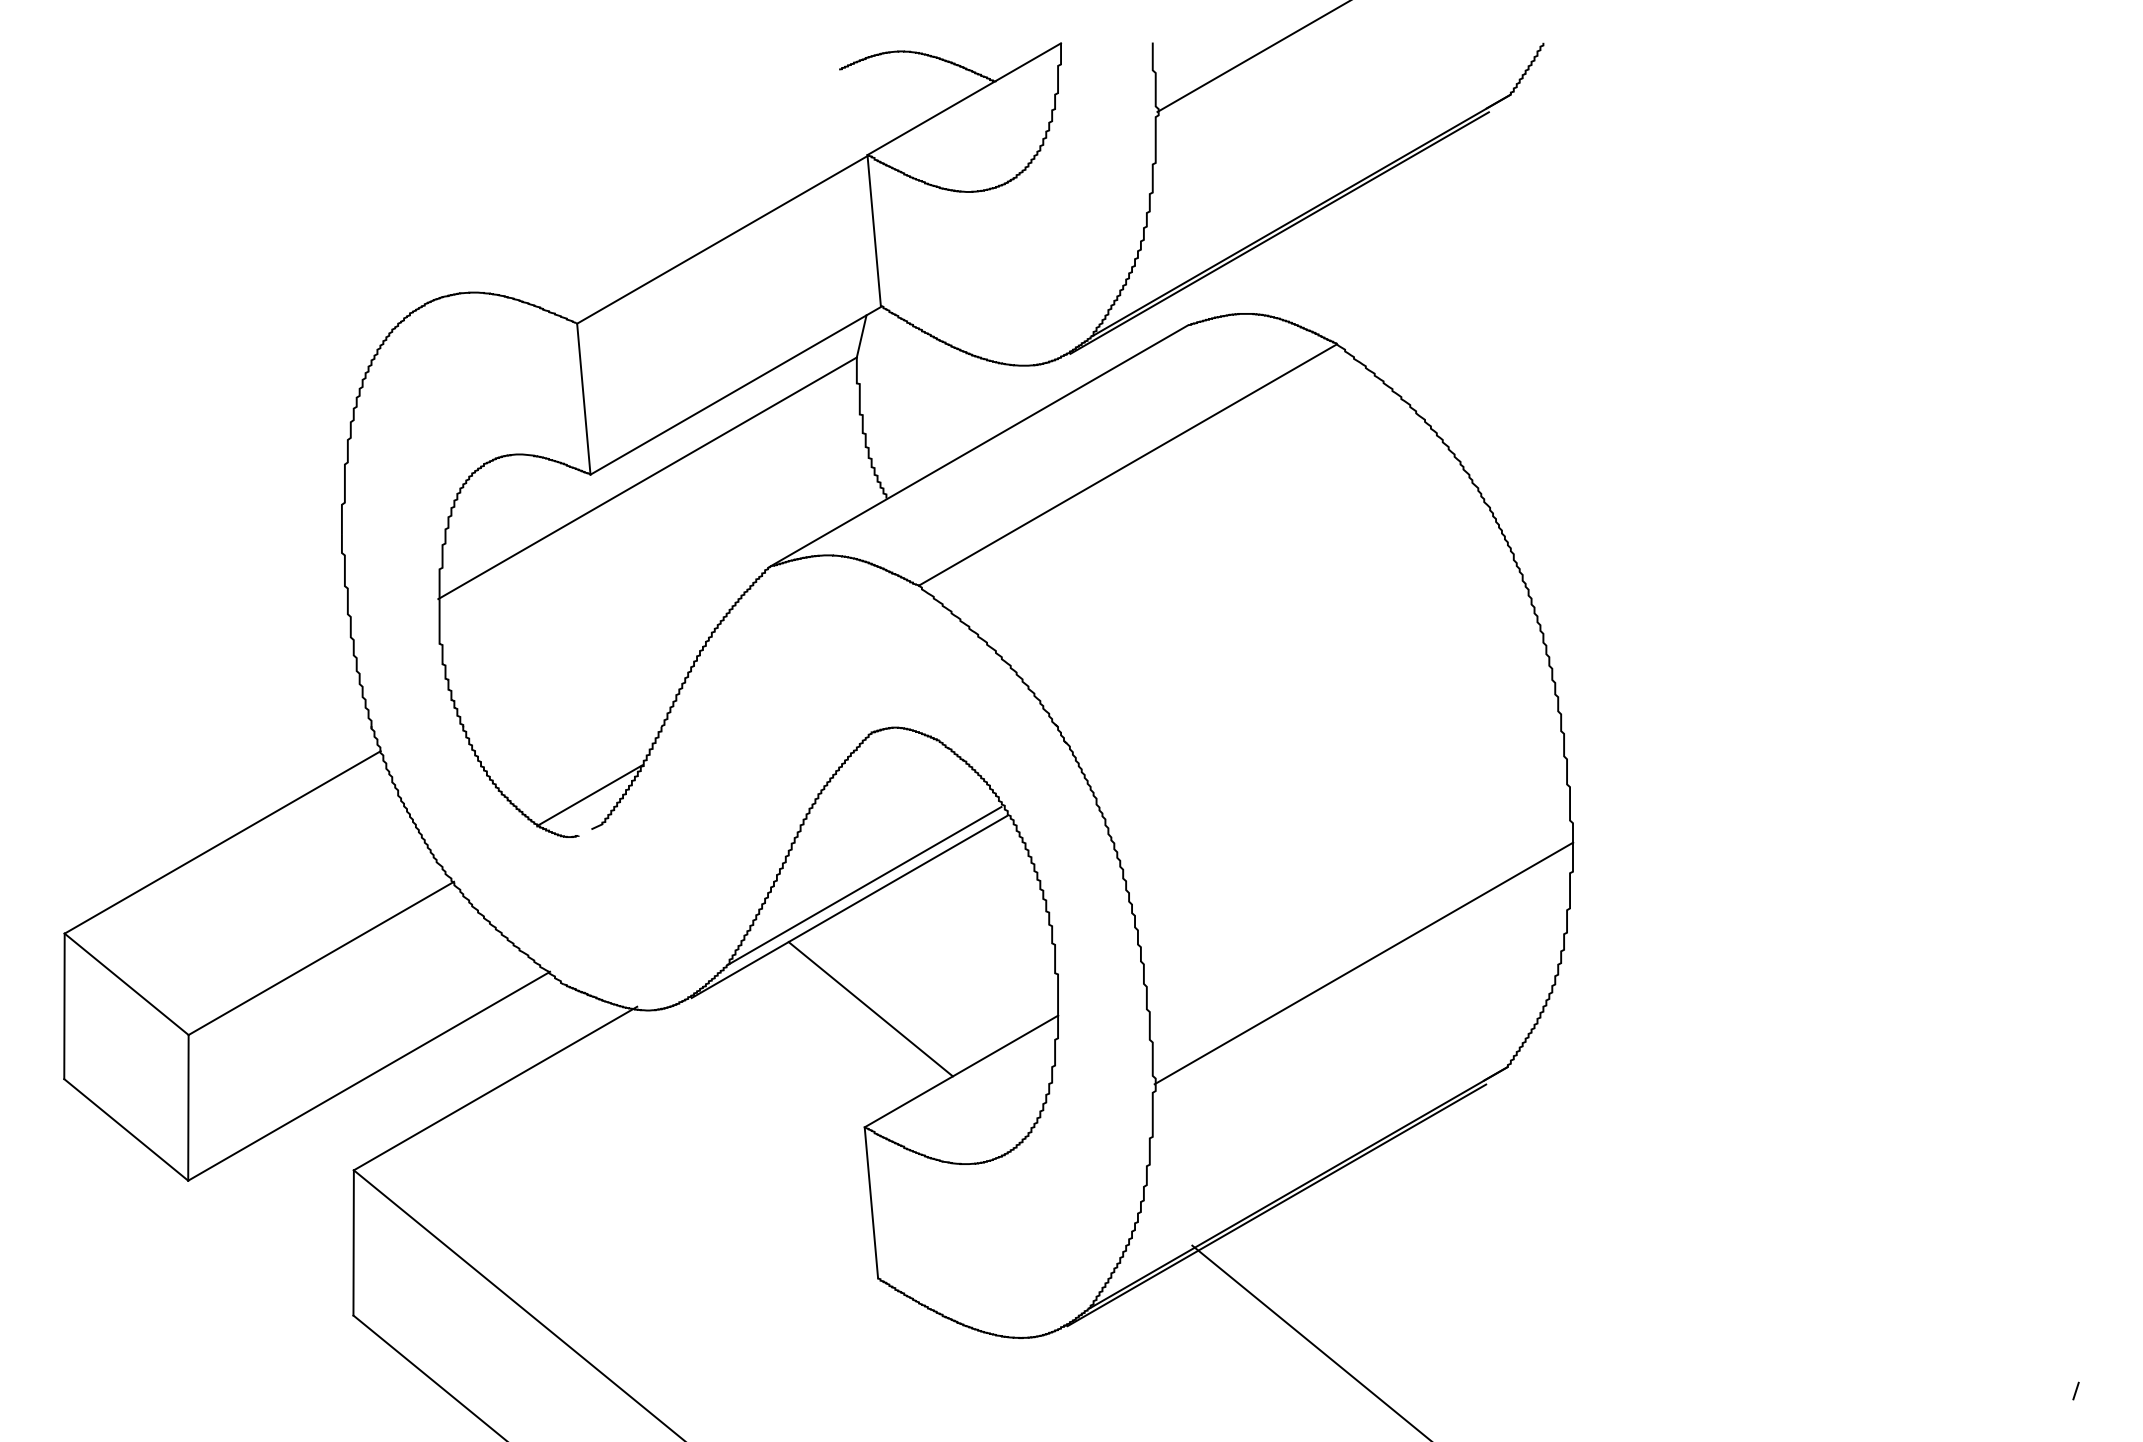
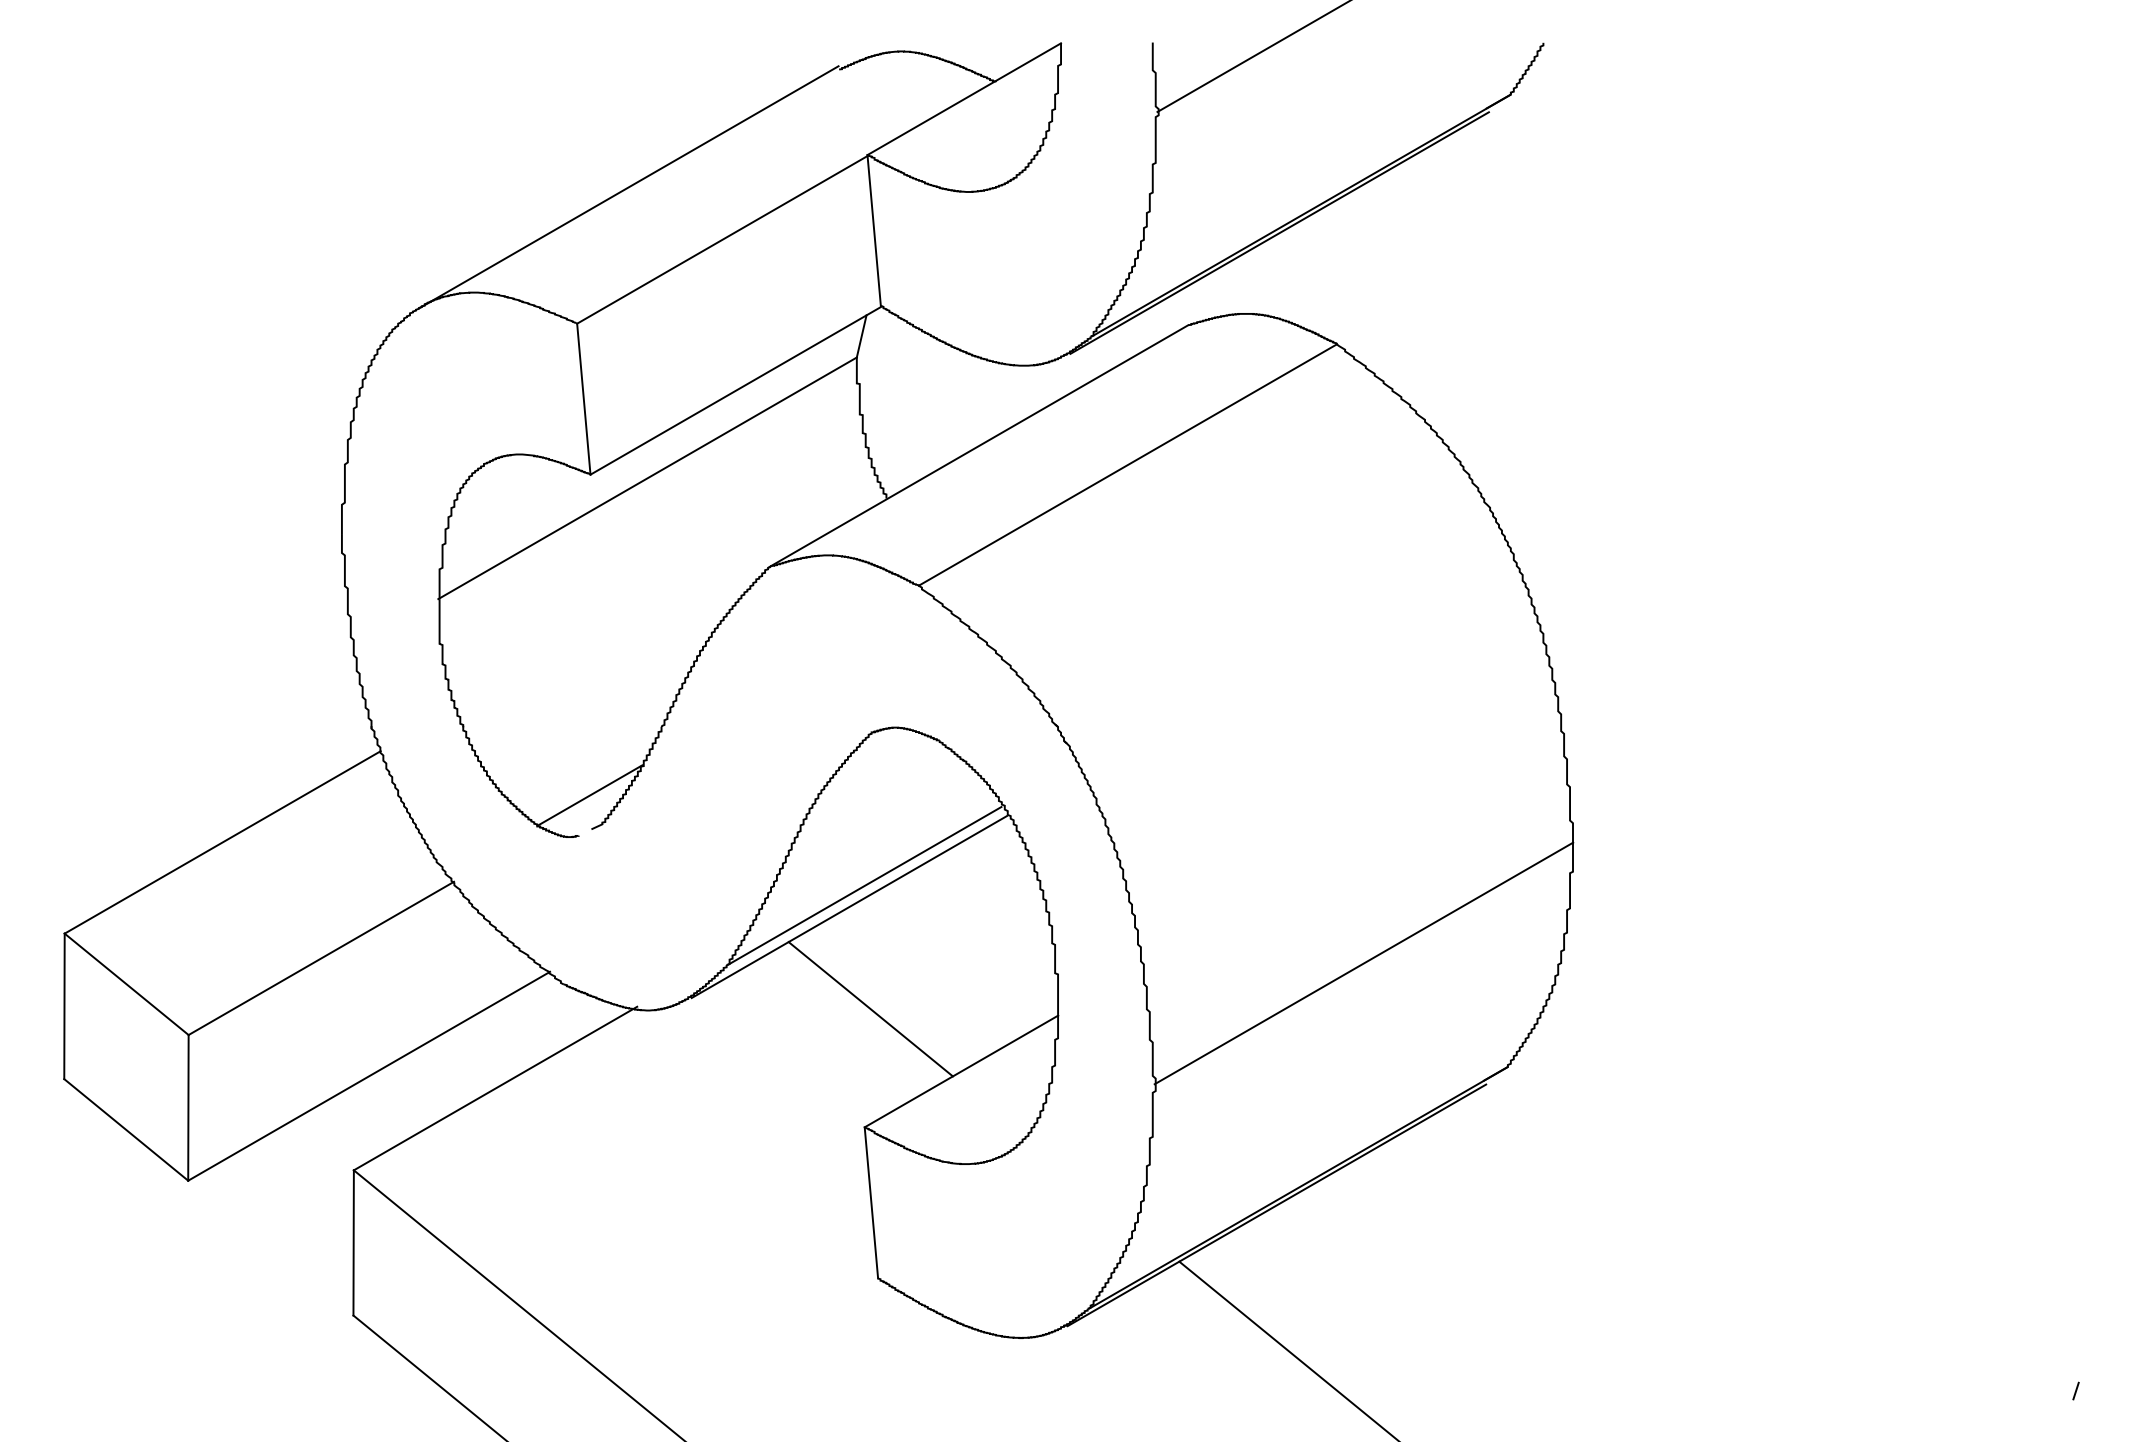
line: none -> present (629, 186)
line position: (1310, 1341) -> (1287, 1349) (1287, 1349)
